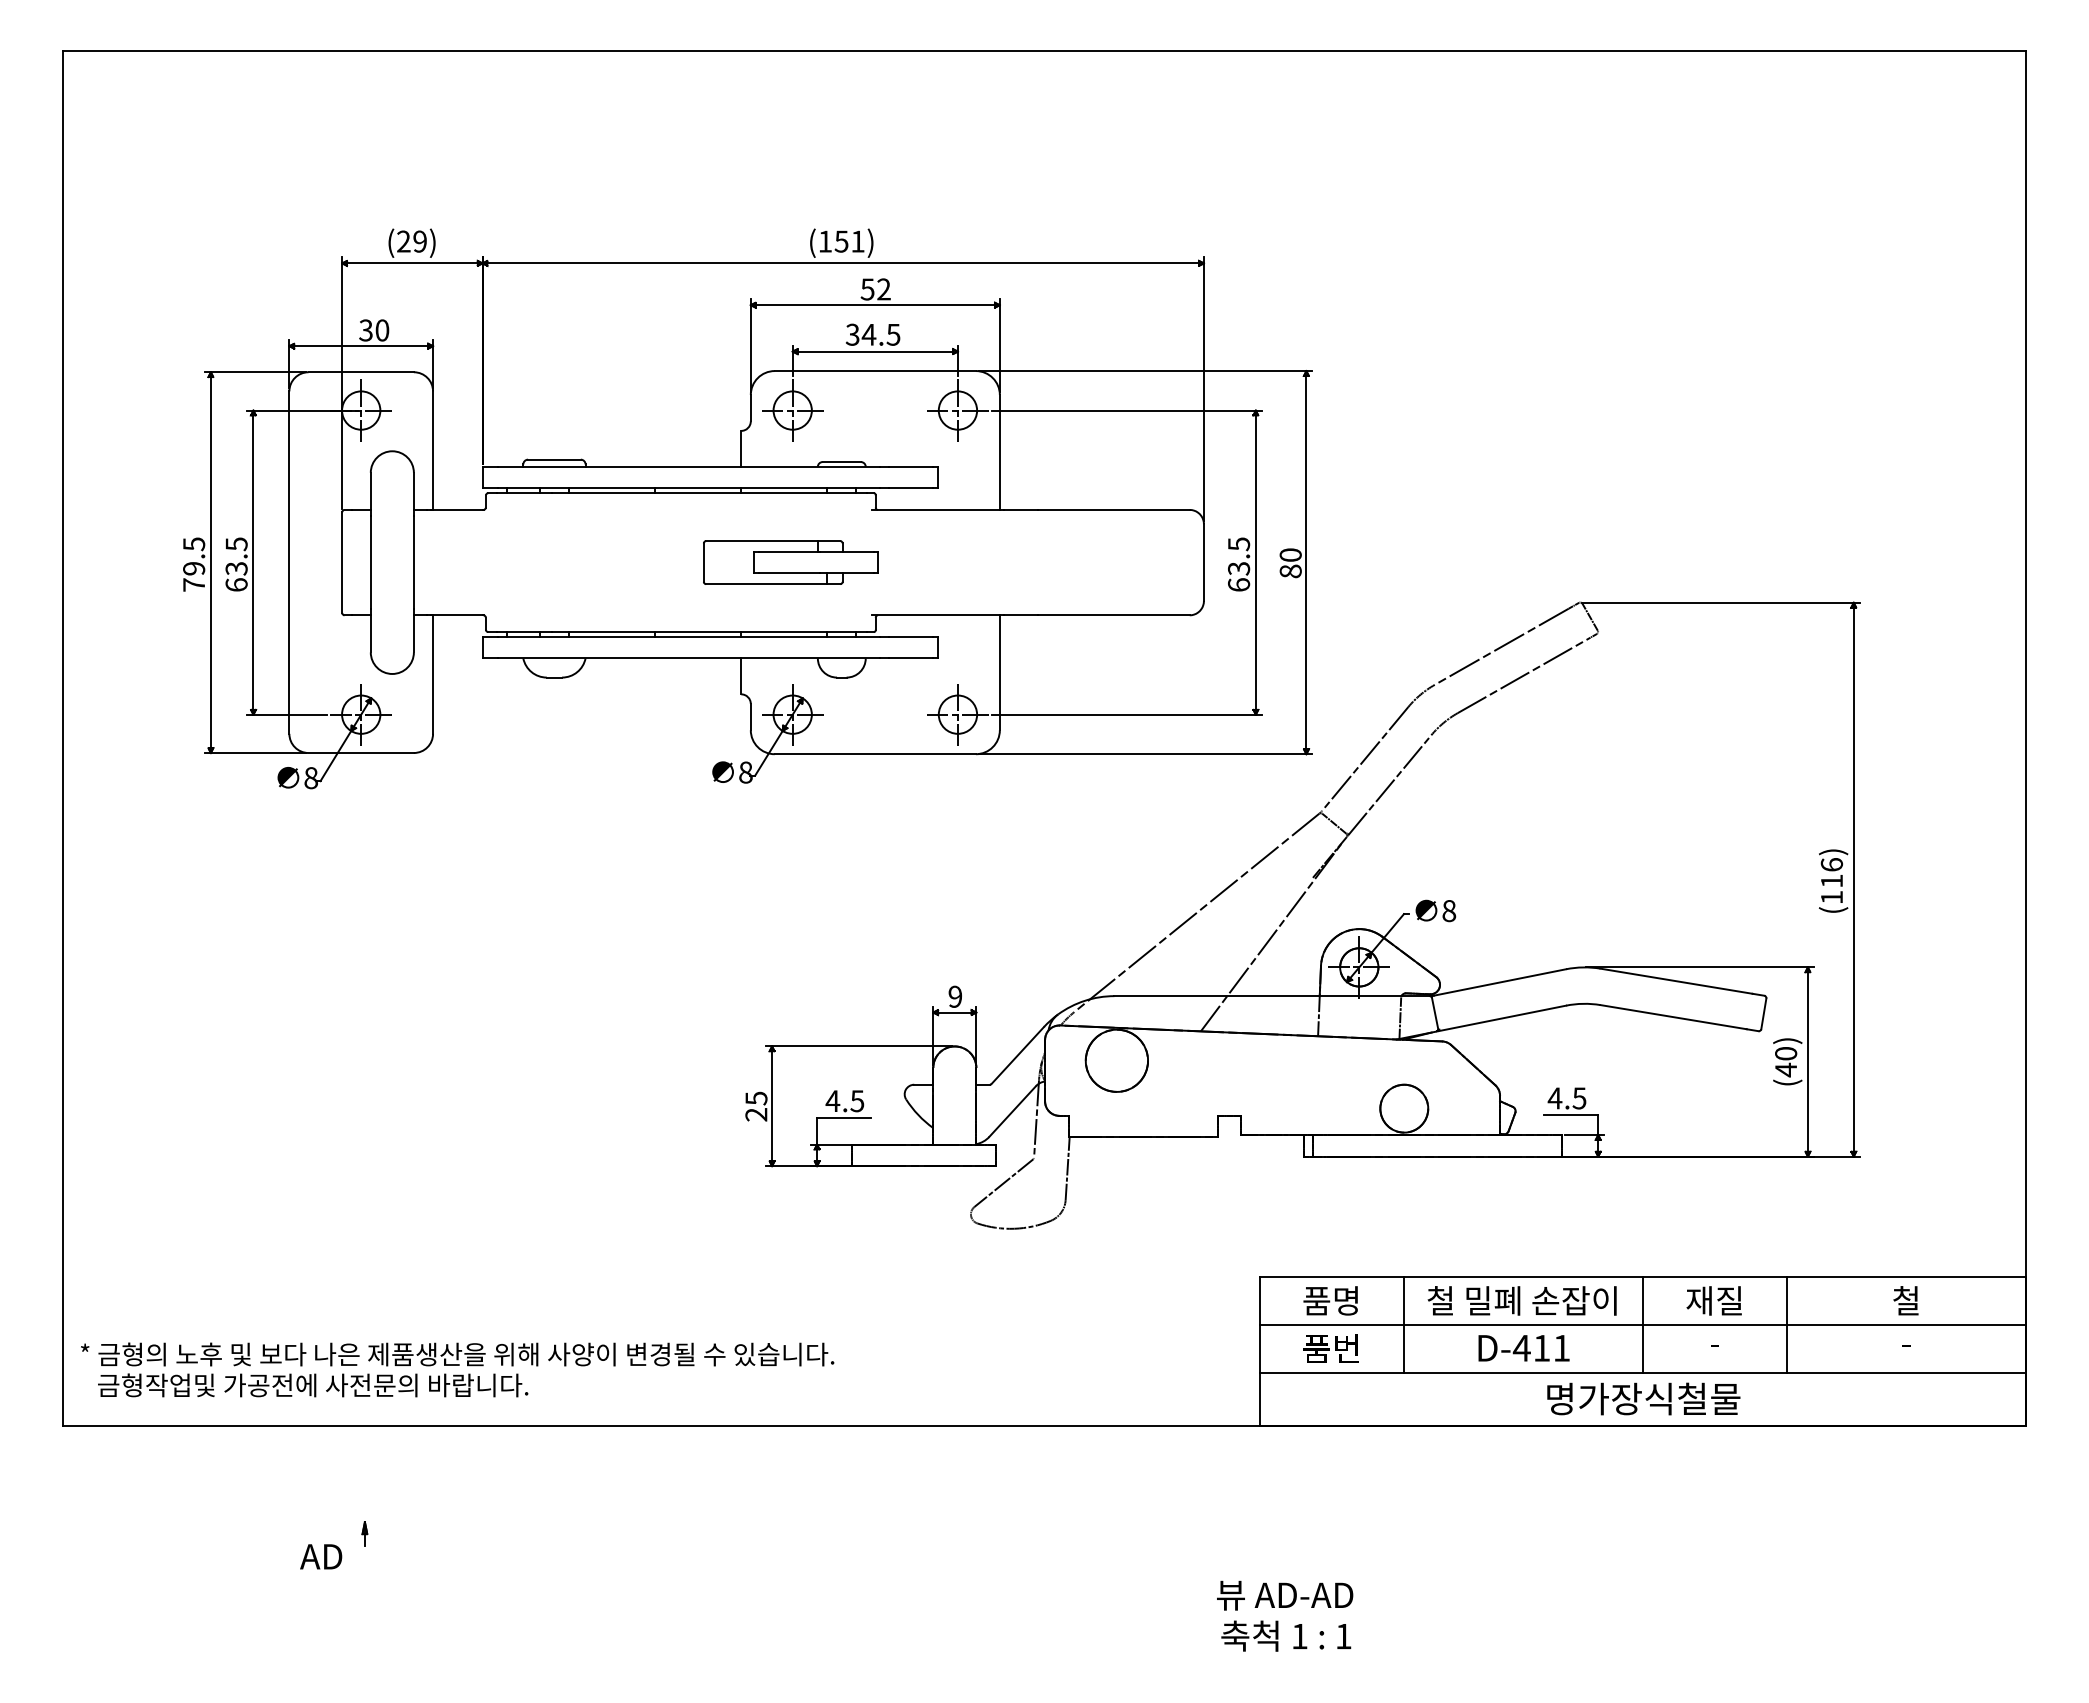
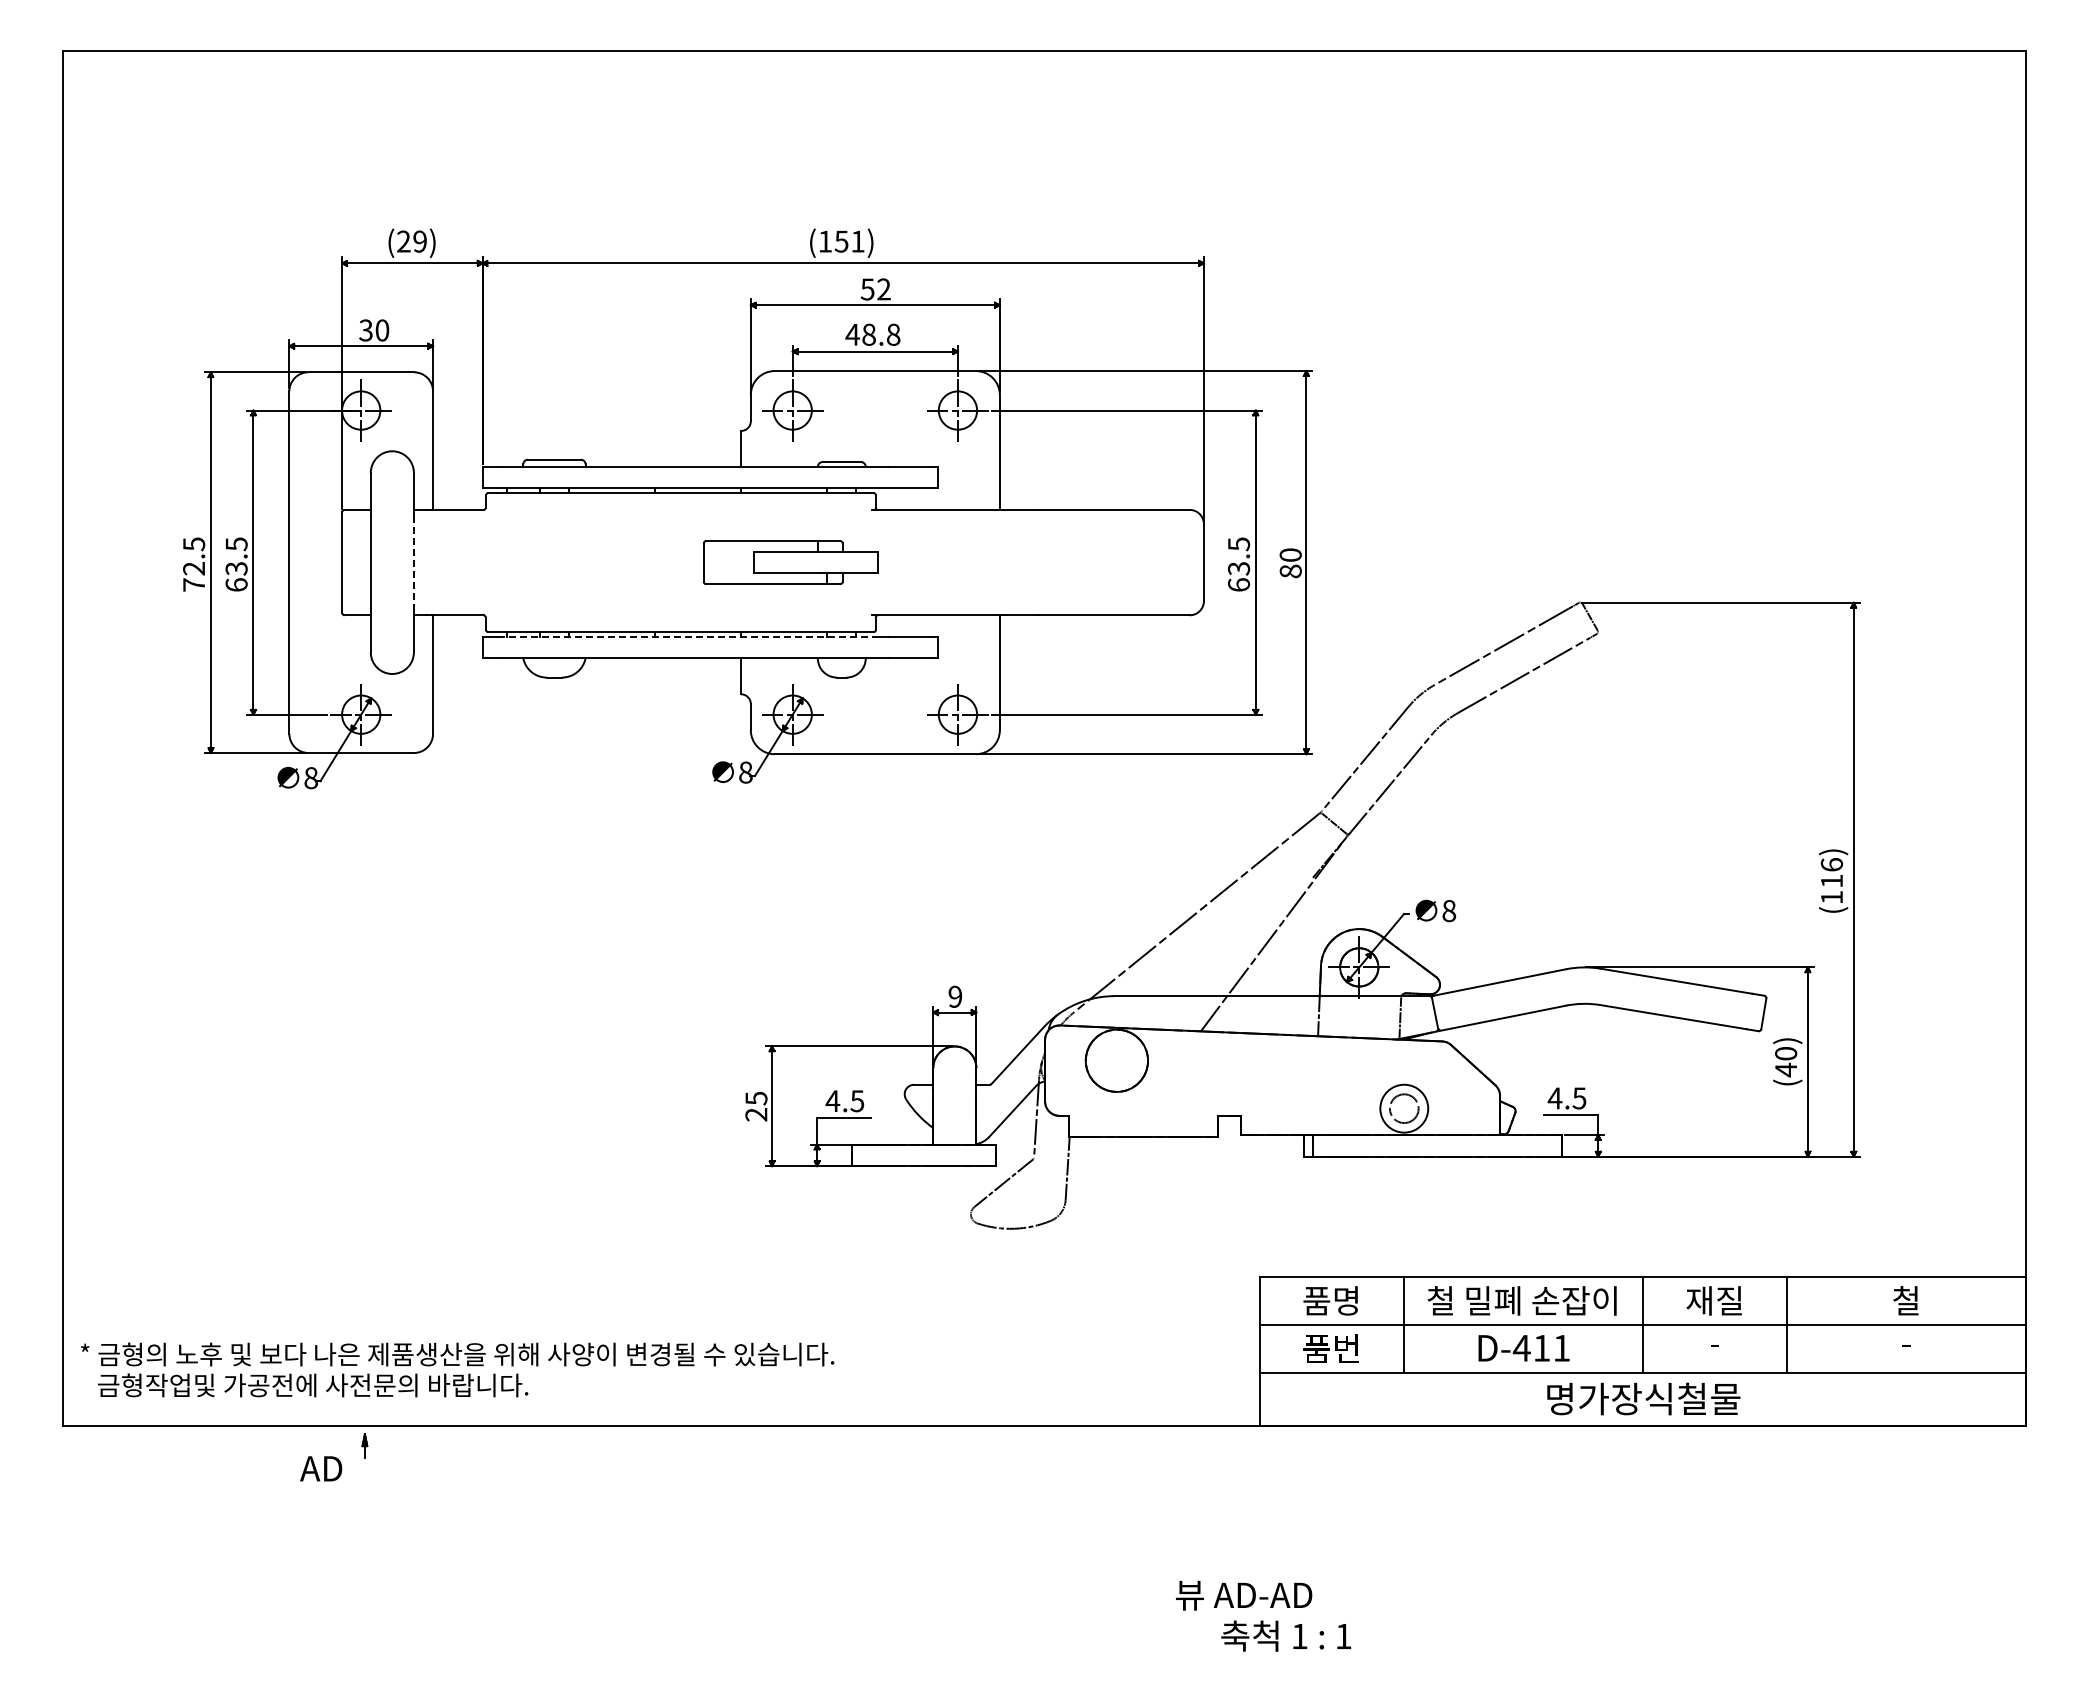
text: 34.5 -> 48.8 (872, 334)
line: solid -> dashed (413, 562)
text: 79.5 -> 72.5 (194, 568)
line: solid -> dashed (689, 636)
circle diameter: 48 px -> 29 px (1403, 1108)
part position: (334, 1545) -> (334, 1457) (334, 1457)
text position: (1285, 1595) -> (1244, 1595) (1244, 1595)
